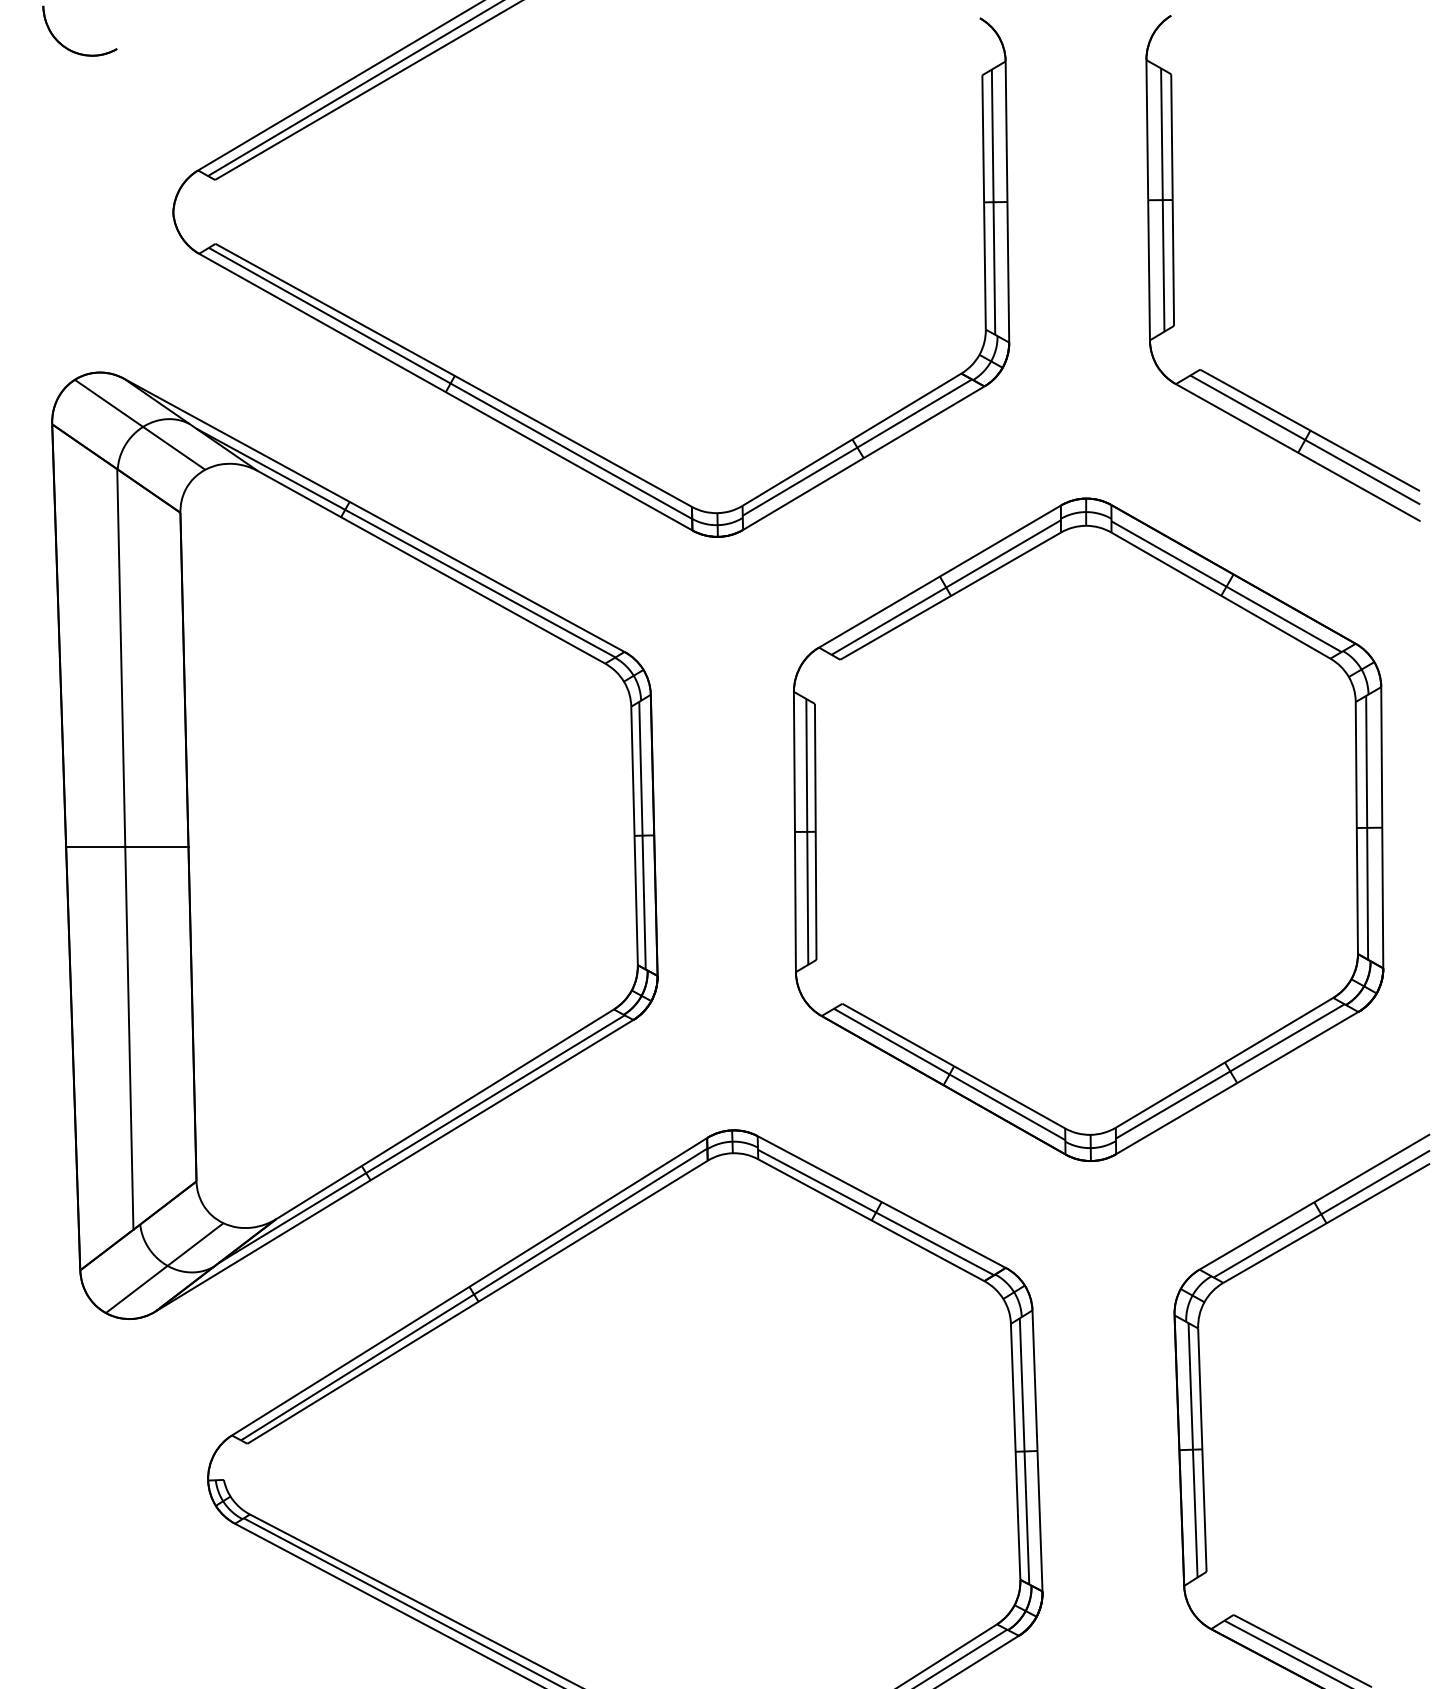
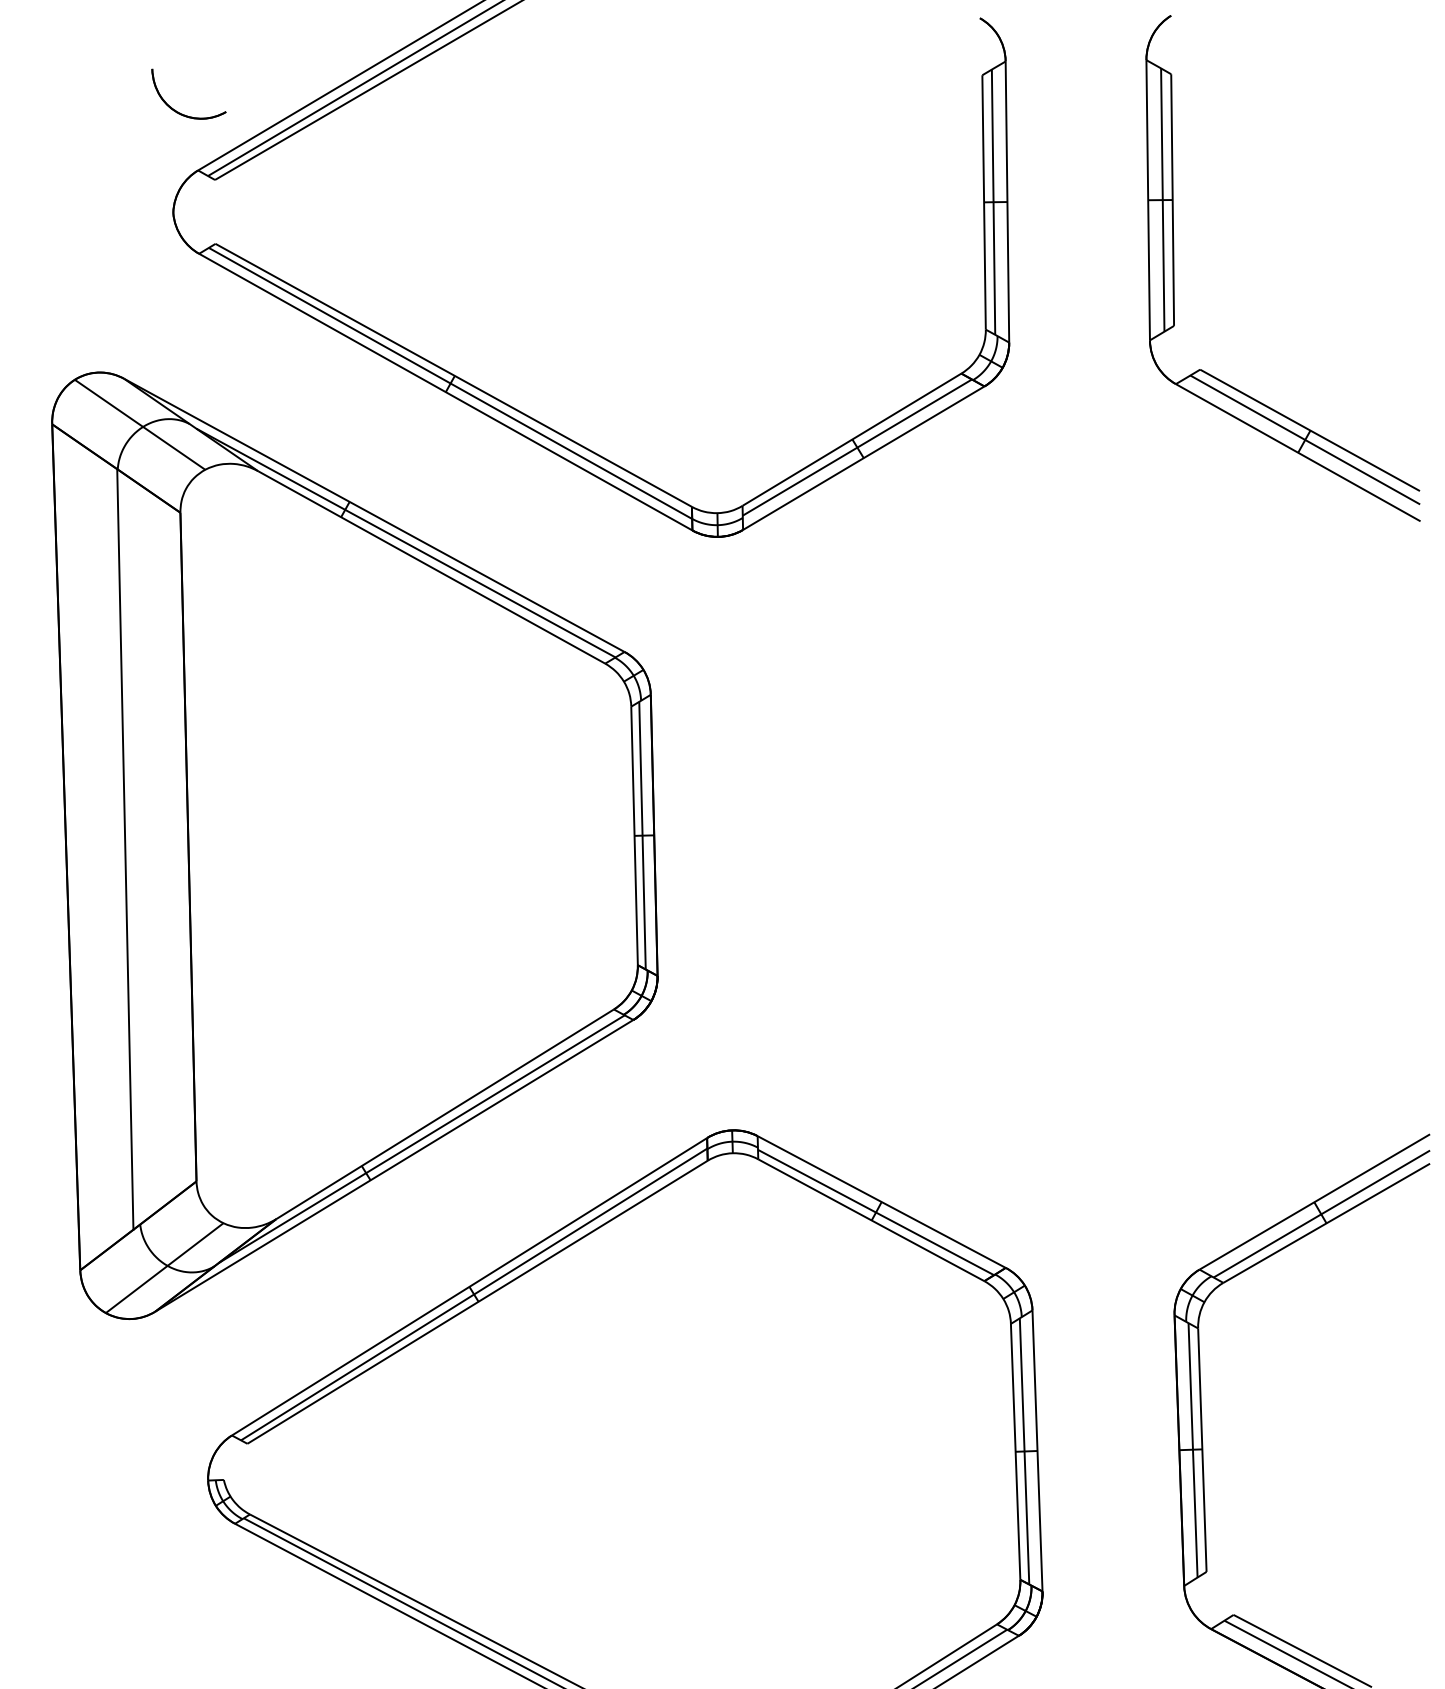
part position: (69, 48) -> (178, 111) (178, 111)
part: present -> none (1088, 829)
line: present -> none (127, 847)
